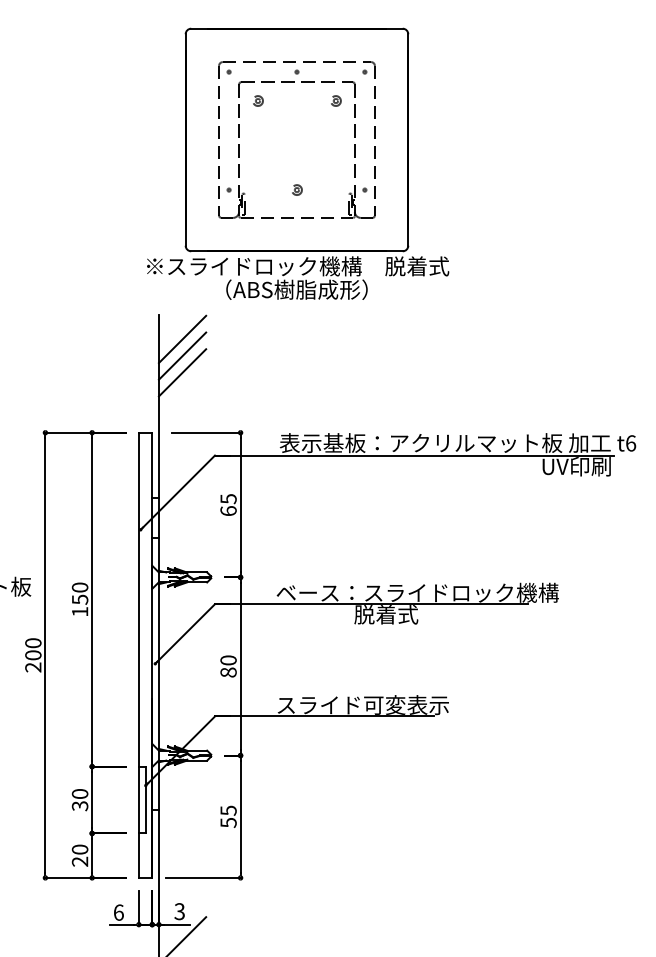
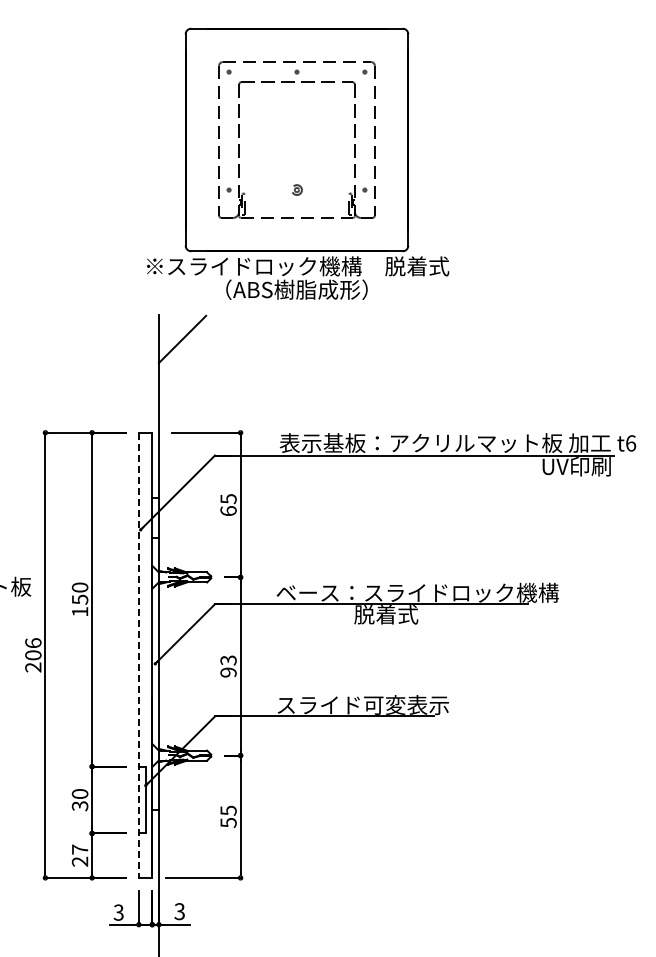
part: present -> none (258, 100)
part: present -> none (336, 100)
line: present -> none (182, 355)
line: present -> none (182, 372)
text: 200 -> 206 (33, 643)
line: solid -> dashed (138, 655)
text: 80 -> 93 (228, 666)
text: 20 -> 27 (79, 849)
text: 6 -> 3 (118, 912)
line: present -> none (187, 935)
